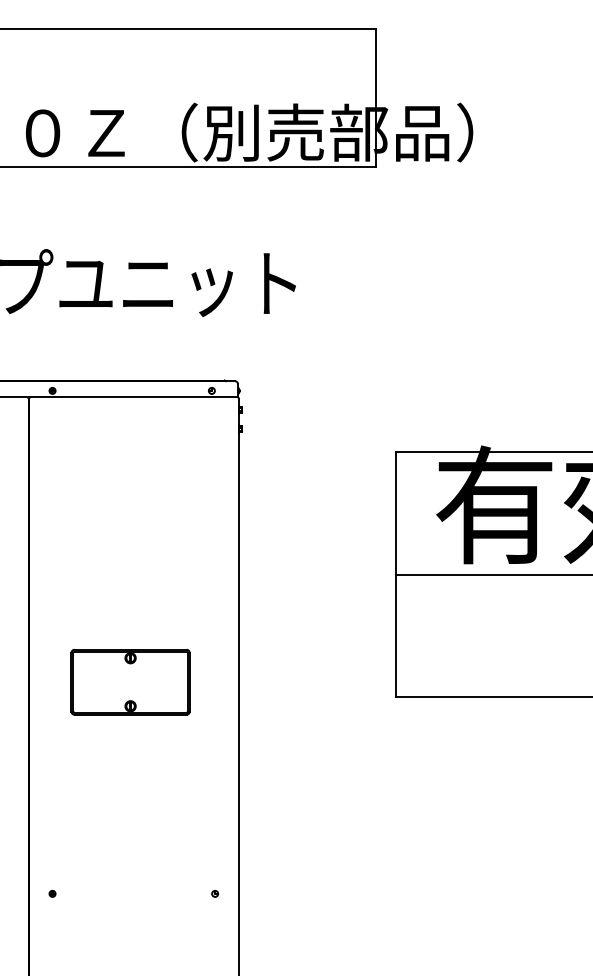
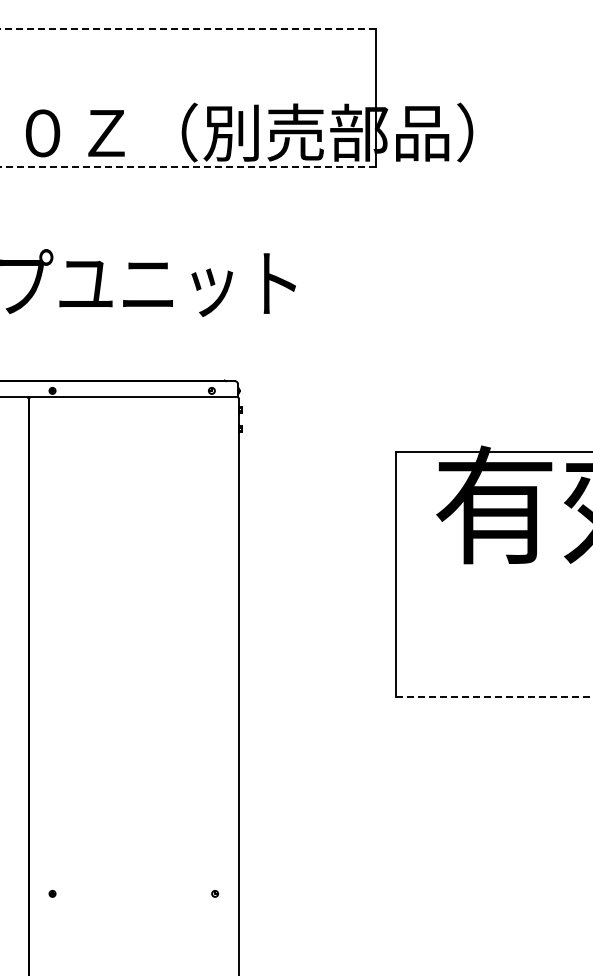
line: solid -> dashed (187, 29)
line: solid -> dashed (188, 167)
line: present -> none (492, 574)
part: present -> none (130, 682)
line: solid -> dashed (494, 696)
